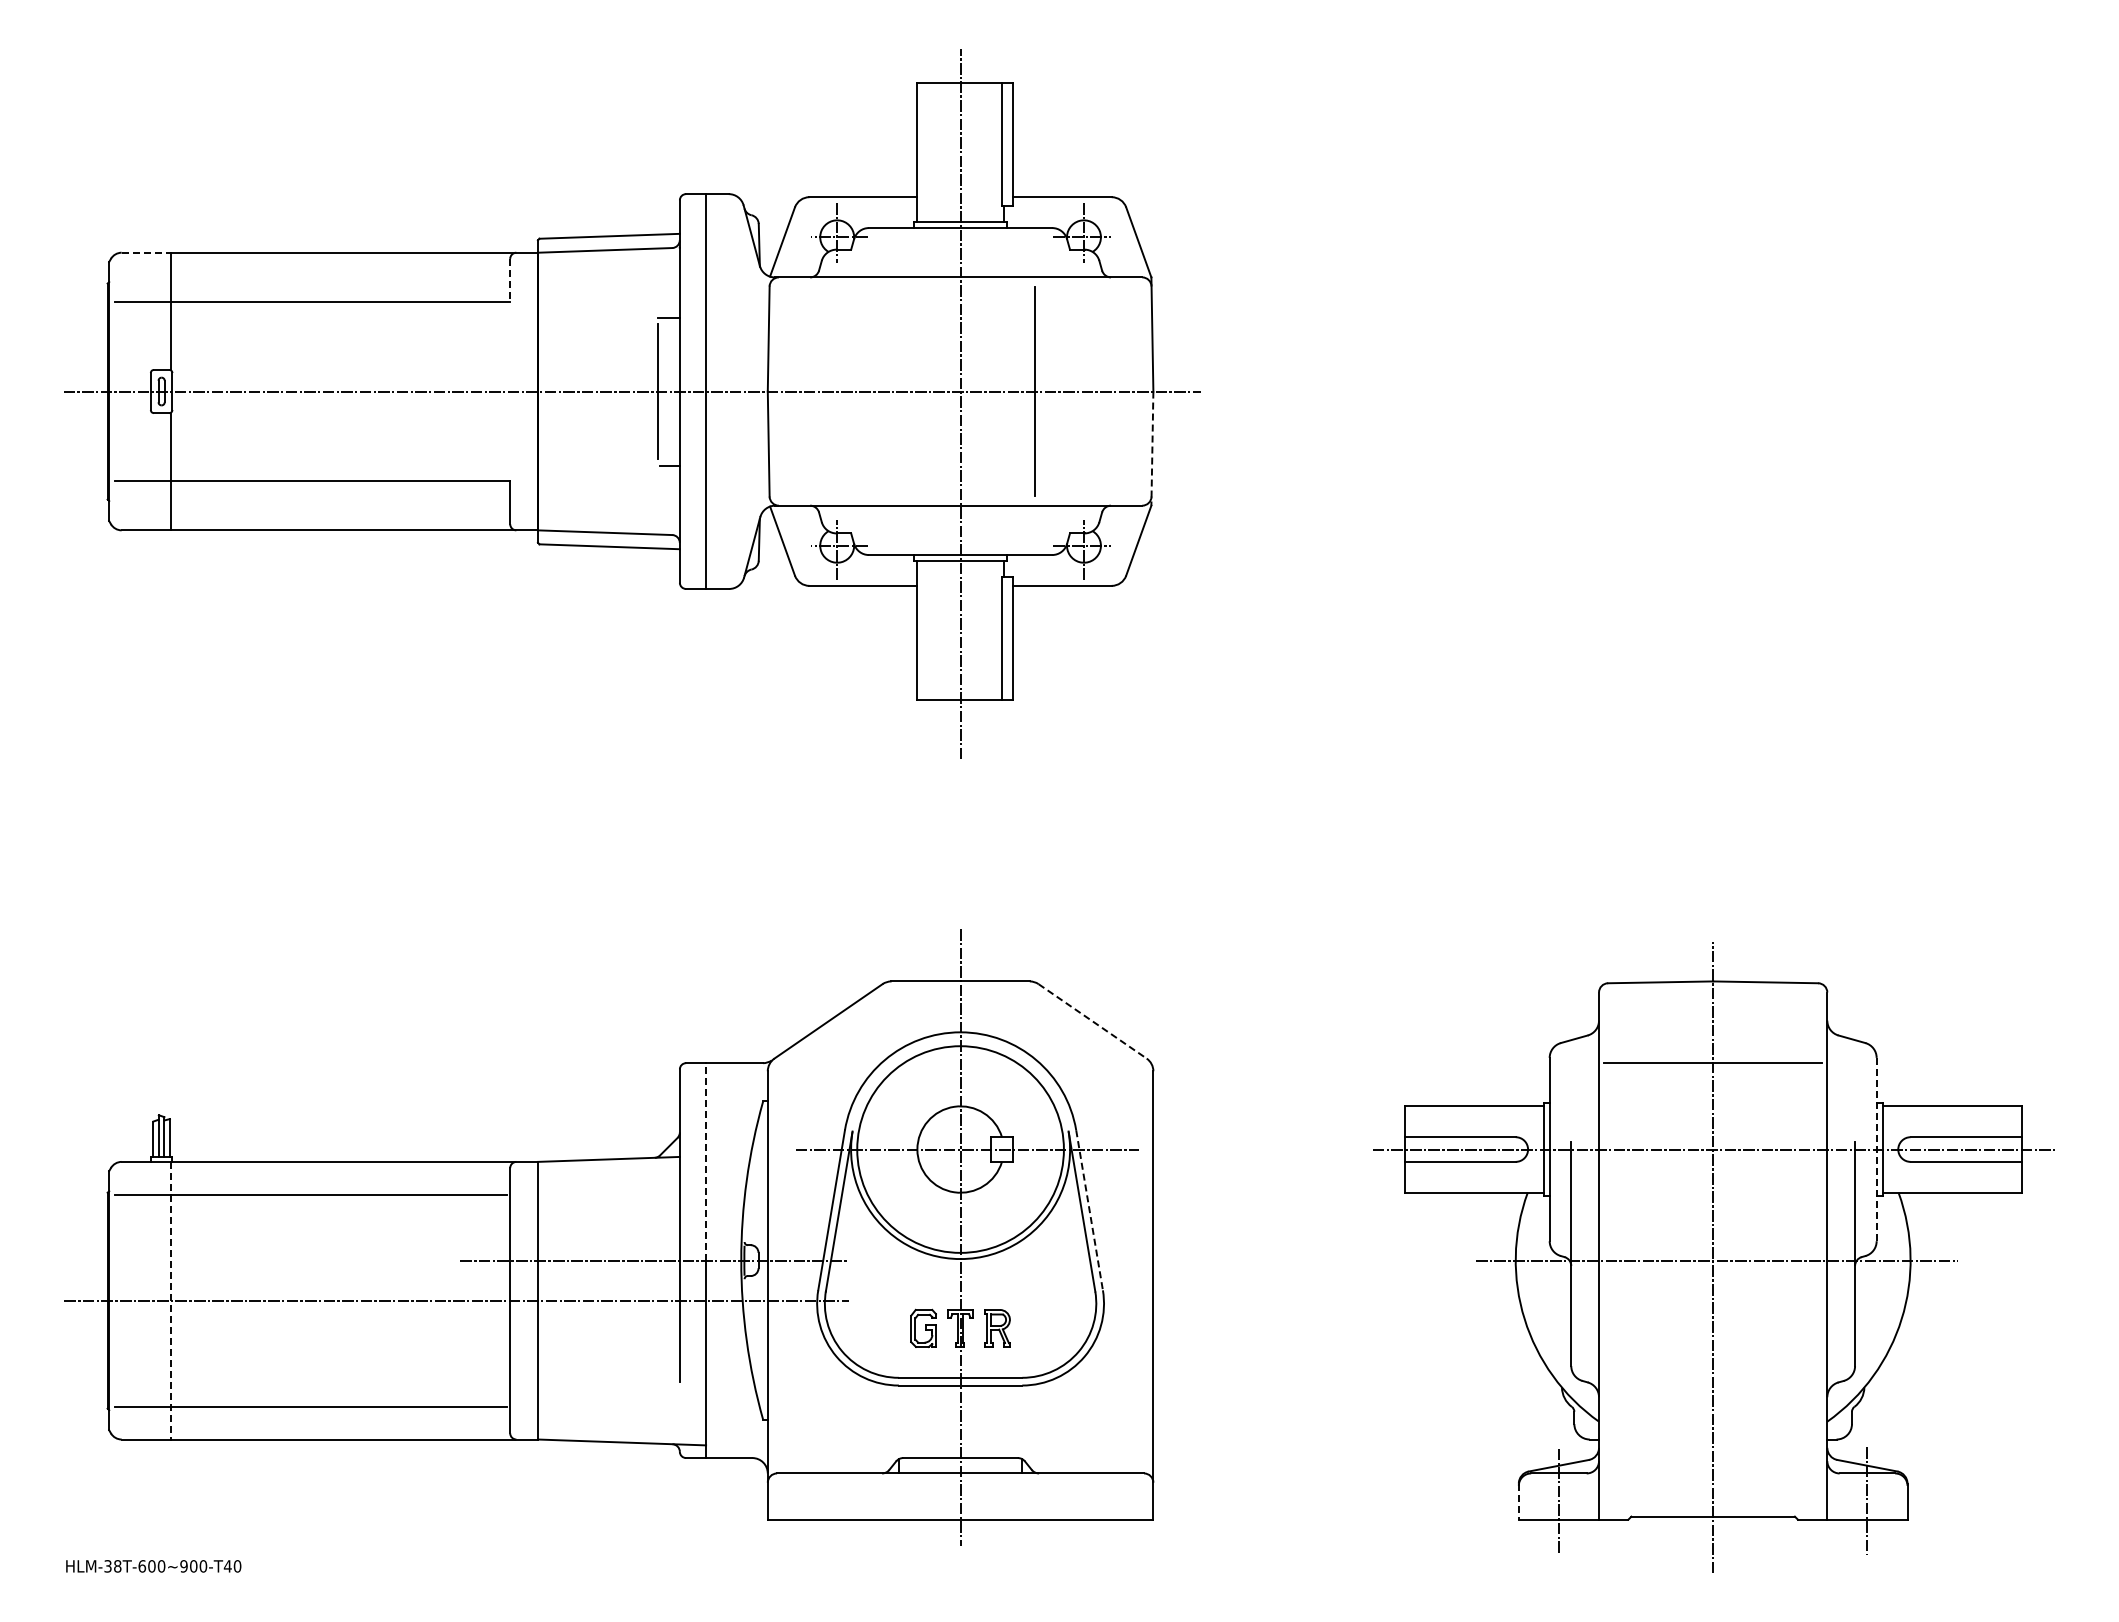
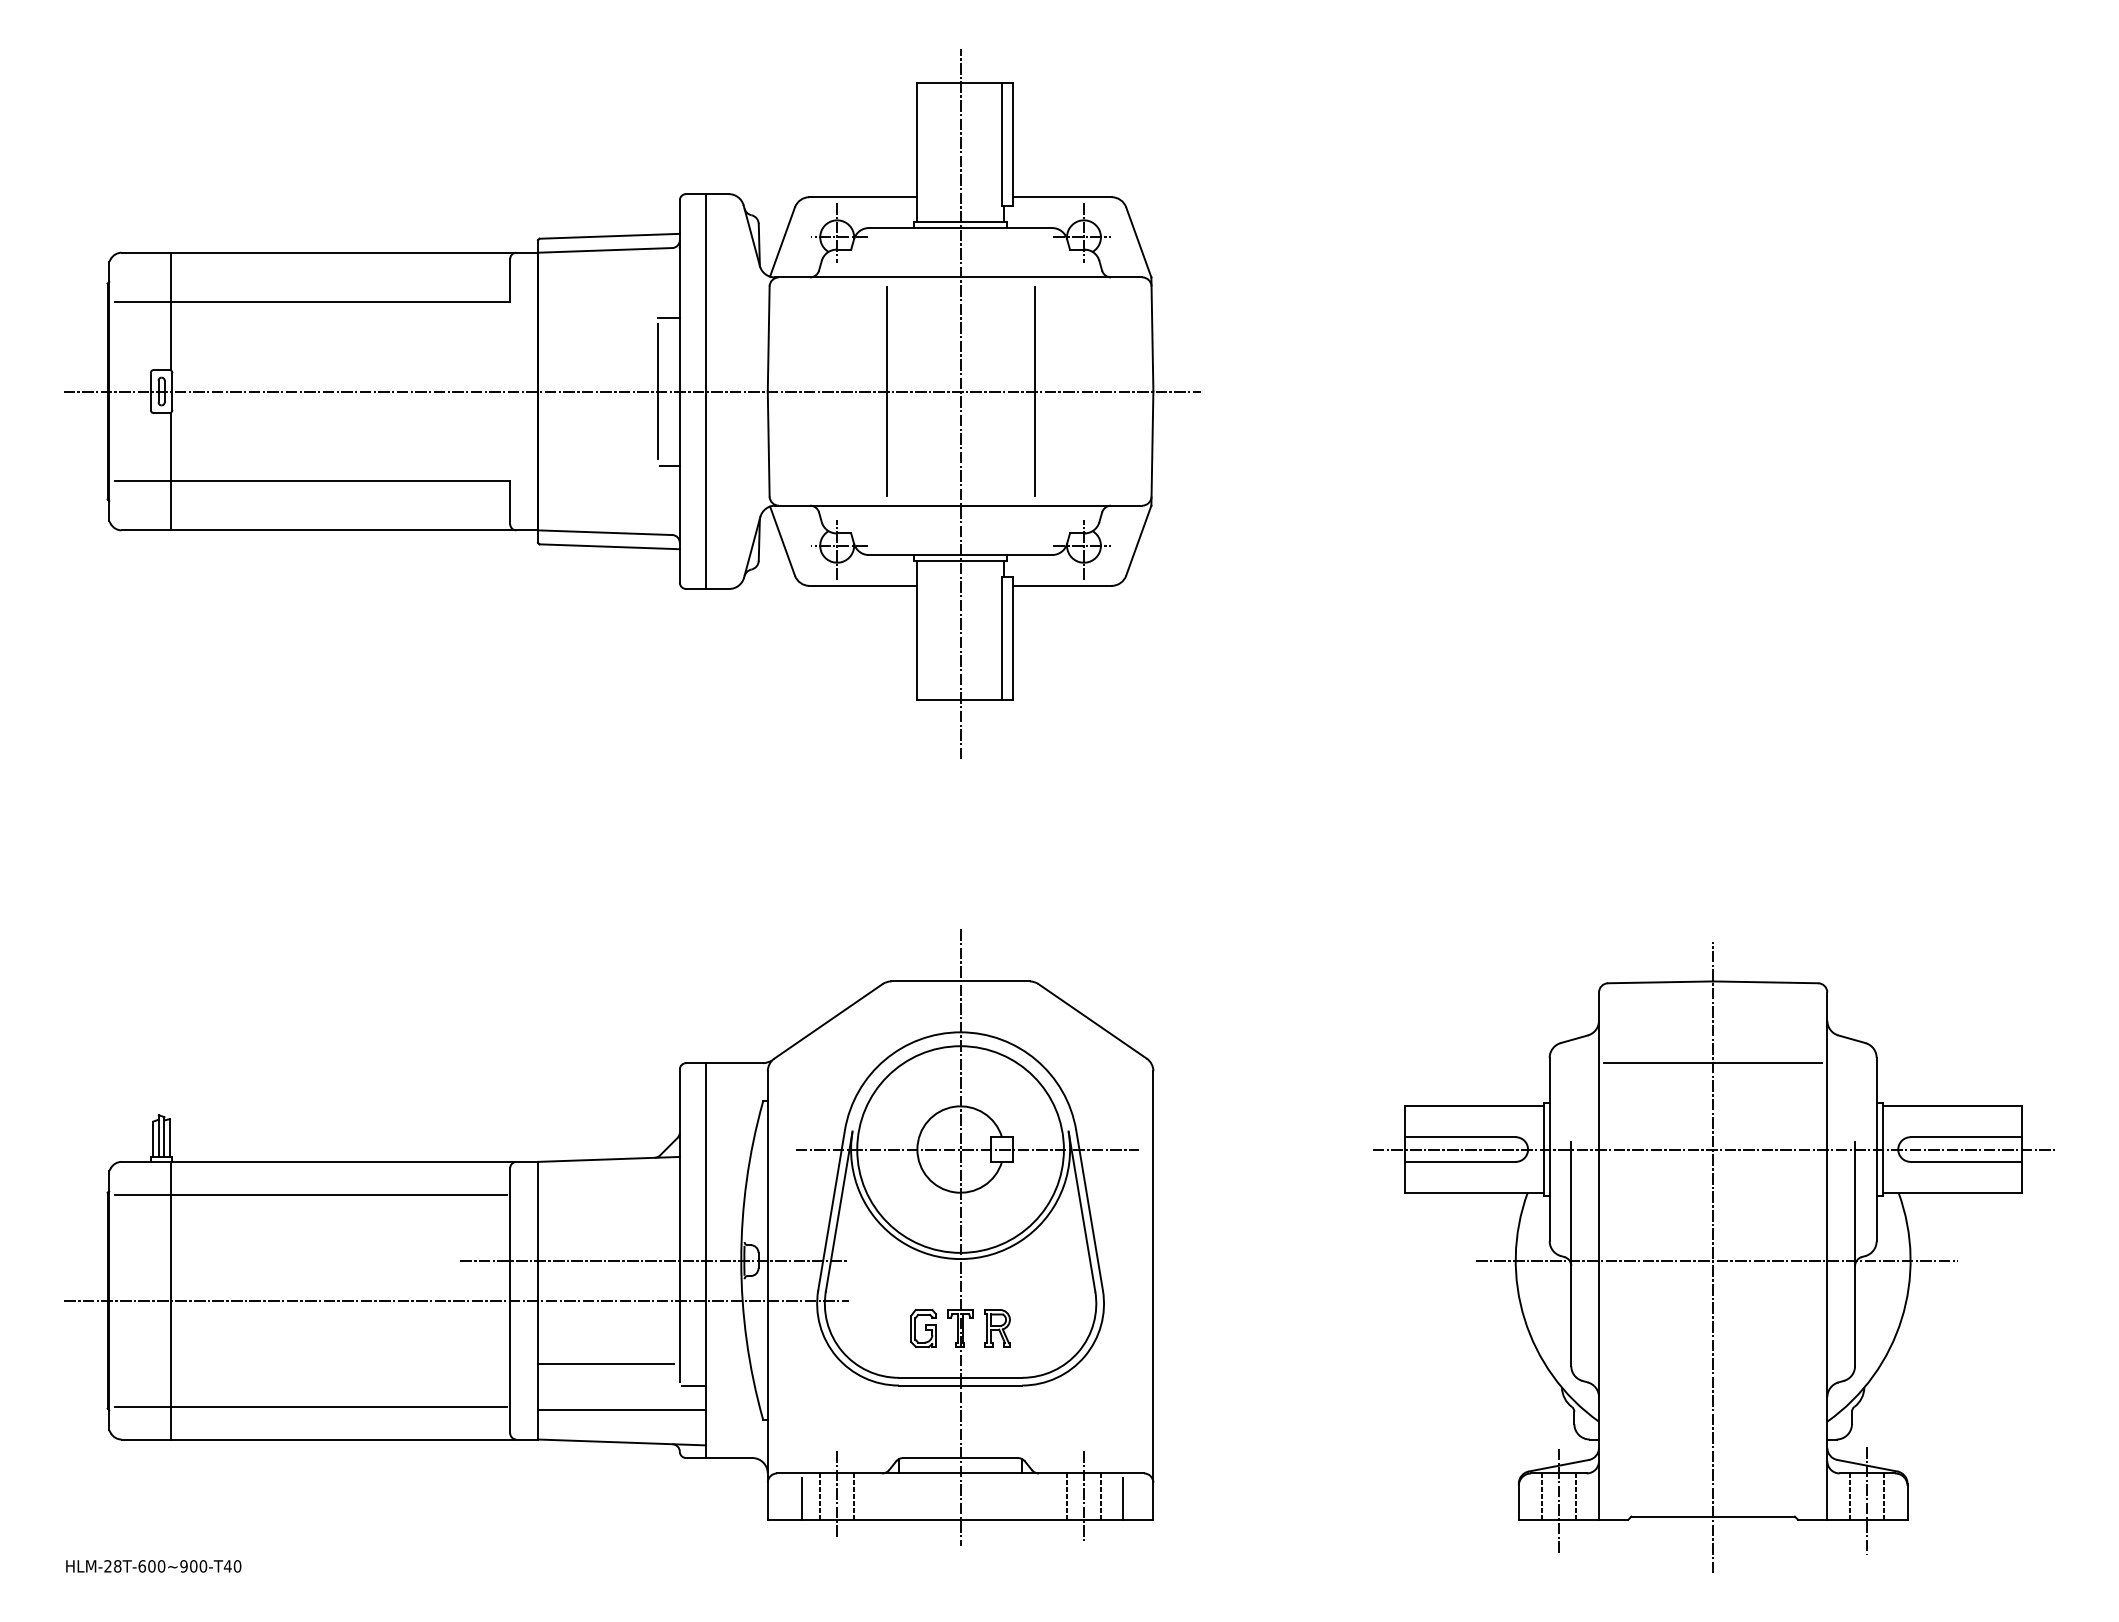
line: dashed -> solid (146, 252)
line: dashed -> solid (510, 280)
line: none -> present (886, 391)
line: dashed -> solid (1152, 449)
line: dashed -> solid (1092, 1021)
line: dashed -> solid (1876, 1149)
line: dashed -> solid (706, 1161)
line: dashed -> solid (1089, 1210)
line: dashed -> solid (170, 1300)
line: none -> present (605, 1363)
line: none -> present (693, 1385)
line: none -> present (621, 1410)
line: none -> present (837, 1493)
line: none -> present (1083, 1495)
line: none -> present (820, 1496)
line: none -> present (854, 1496)
line: none -> present (1067, 1496)
line: none -> present (1100, 1496)
line: none -> present (1541, 1496)
line: none -> present (1575, 1496)
line: none -> present (1850, 1496)
line: none -> present (1884, 1496)
line: none -> present (801, 1498)
line: none -> present (1122, 1498)
line: dashed -> solid (1518, 1502)
text: HLM-38T-600~900-T40 -> HLM-28T-600~900-T40 (107, 1566)
